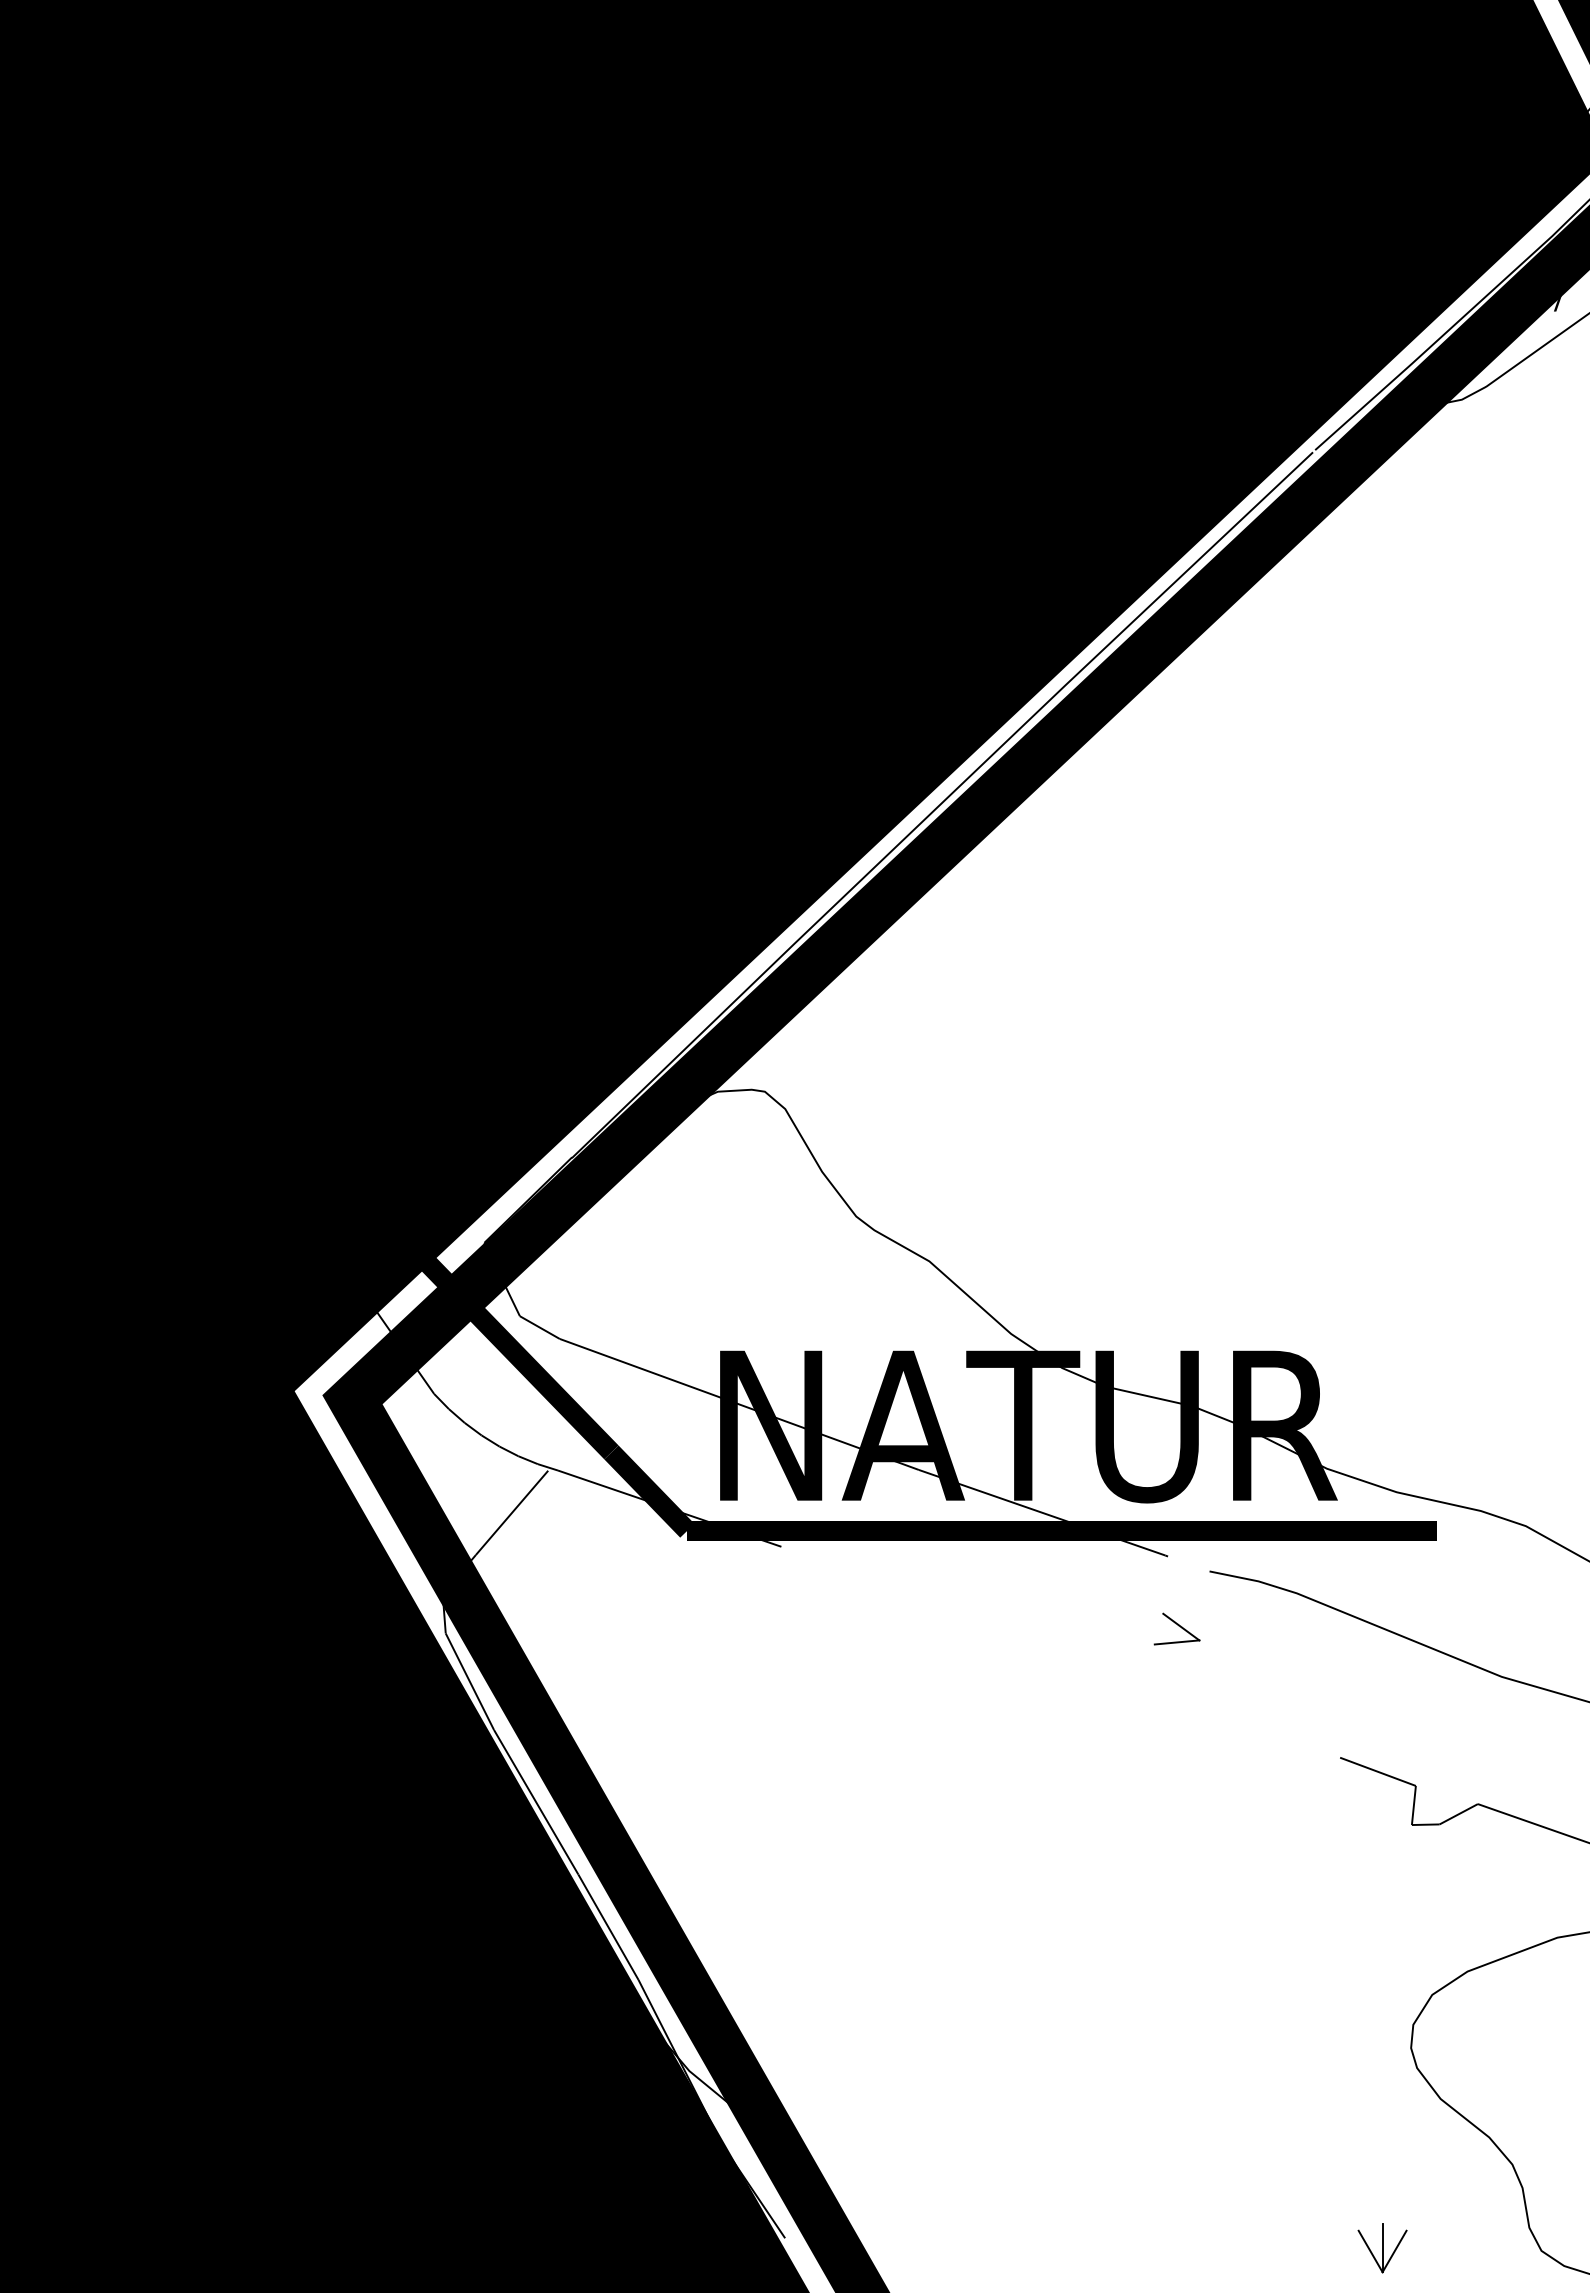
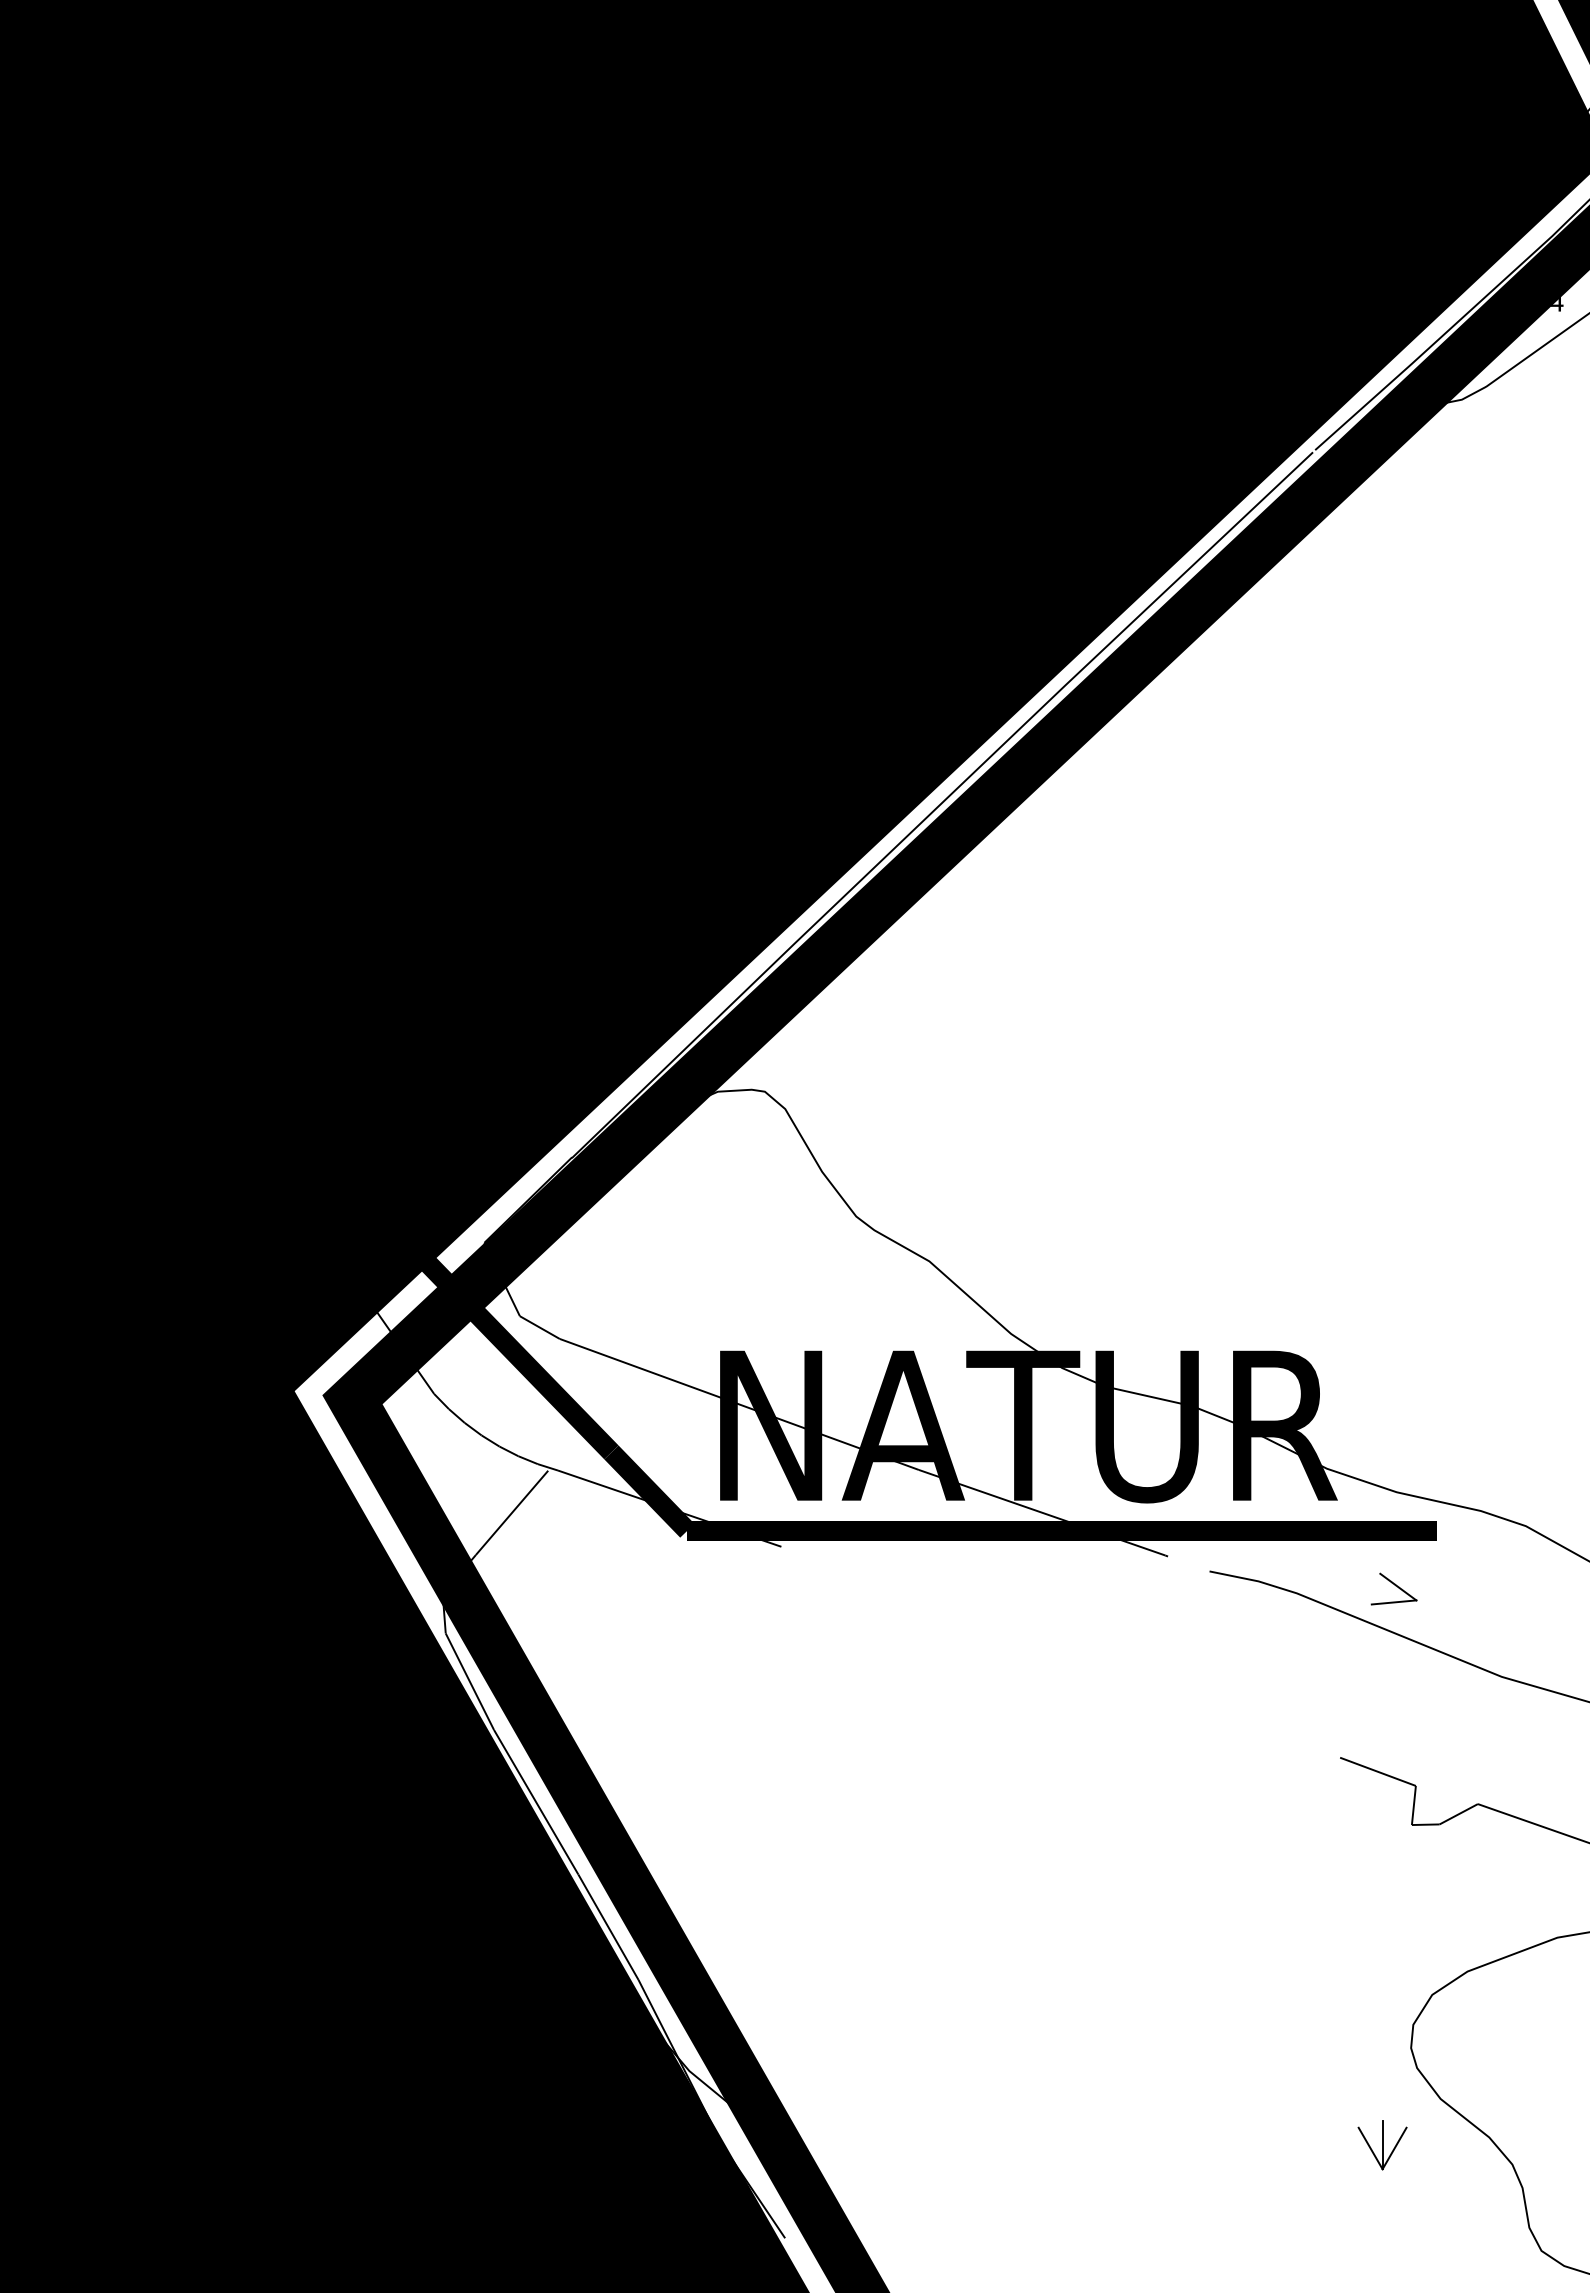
text: 37 -> 34 (1557, 303)
part position: (1176, 1628) -> (1393, 1588) (1393, 1588)
part position: (1382, 2248) -> (1382, 2145) (1382, 2145)
